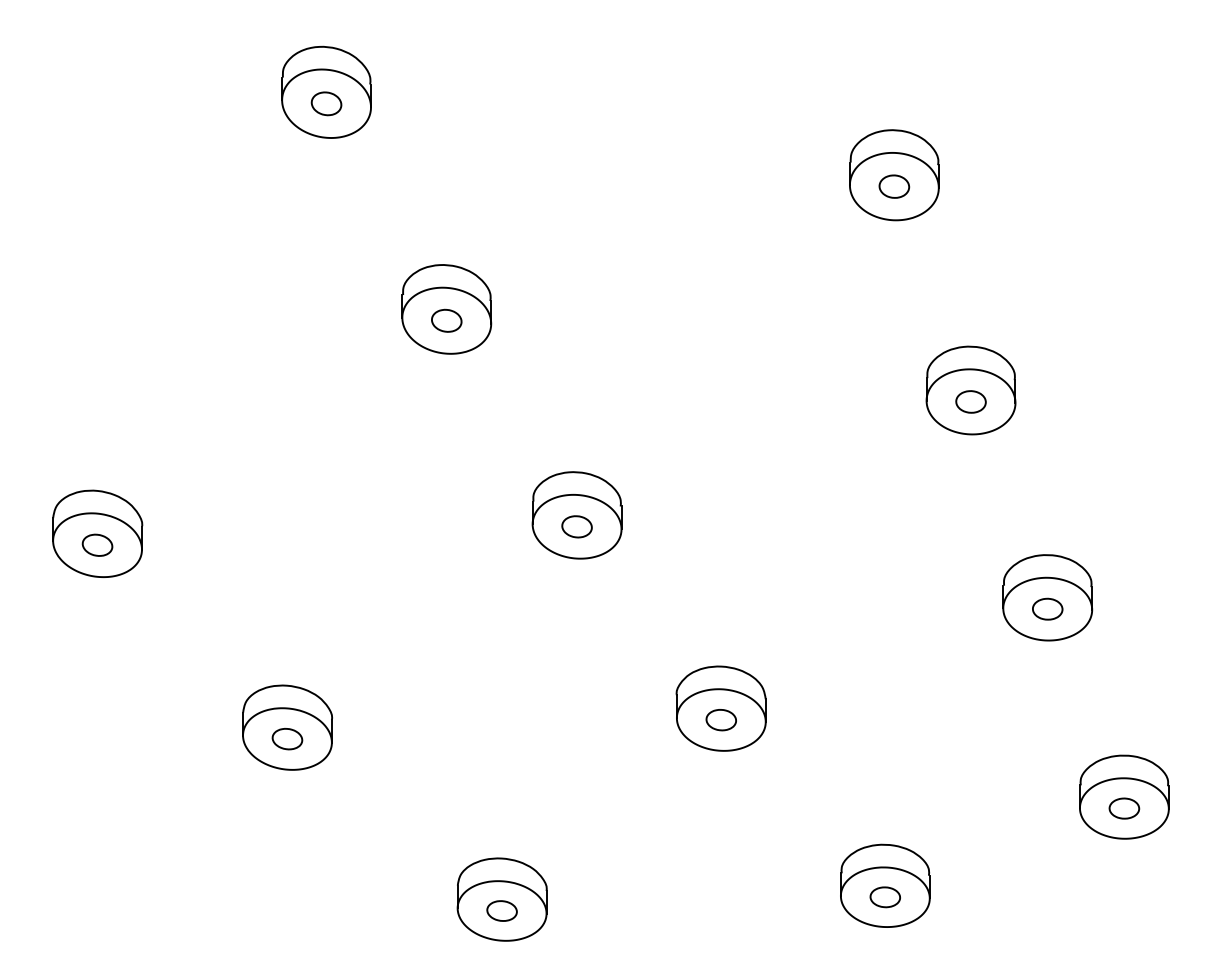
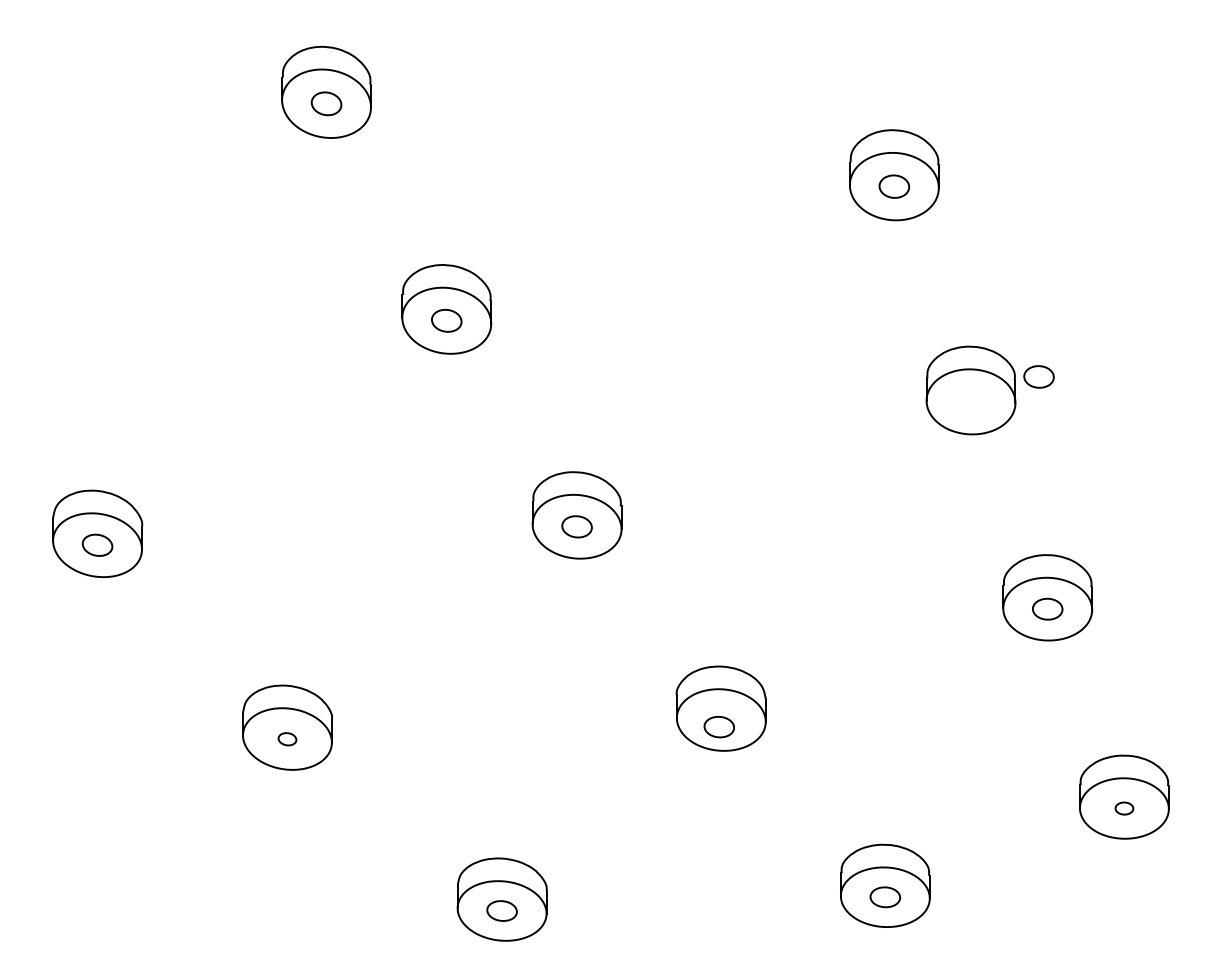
part position: (970, 401) -> (1038, 376) (1038, 376)
part position: (720, 720) -> (718, 727) (718, 727)
part size: 33x23 px -> 21x15 px (287, 739)
part size: 33x23 px -> 21x15 px (1124, 808)
